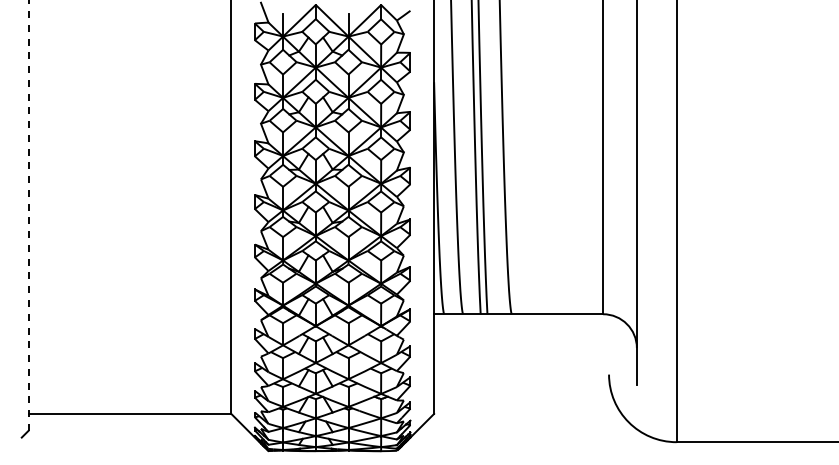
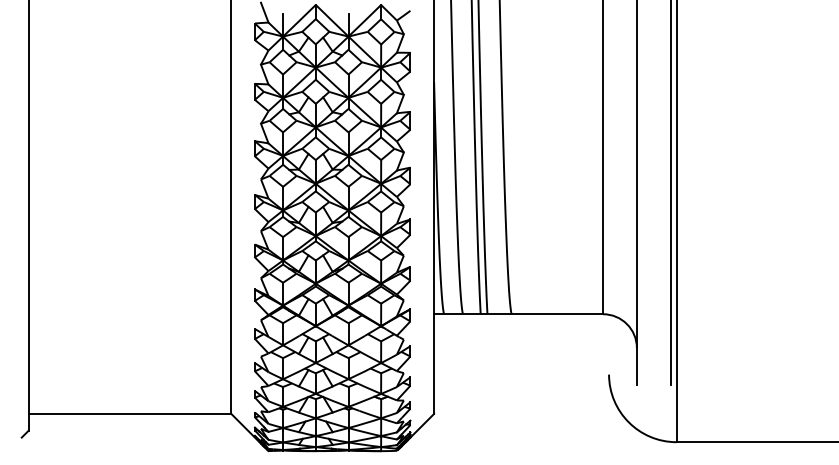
line: none -> present (670, 193)
line: dashed -> solid (28, 215)
